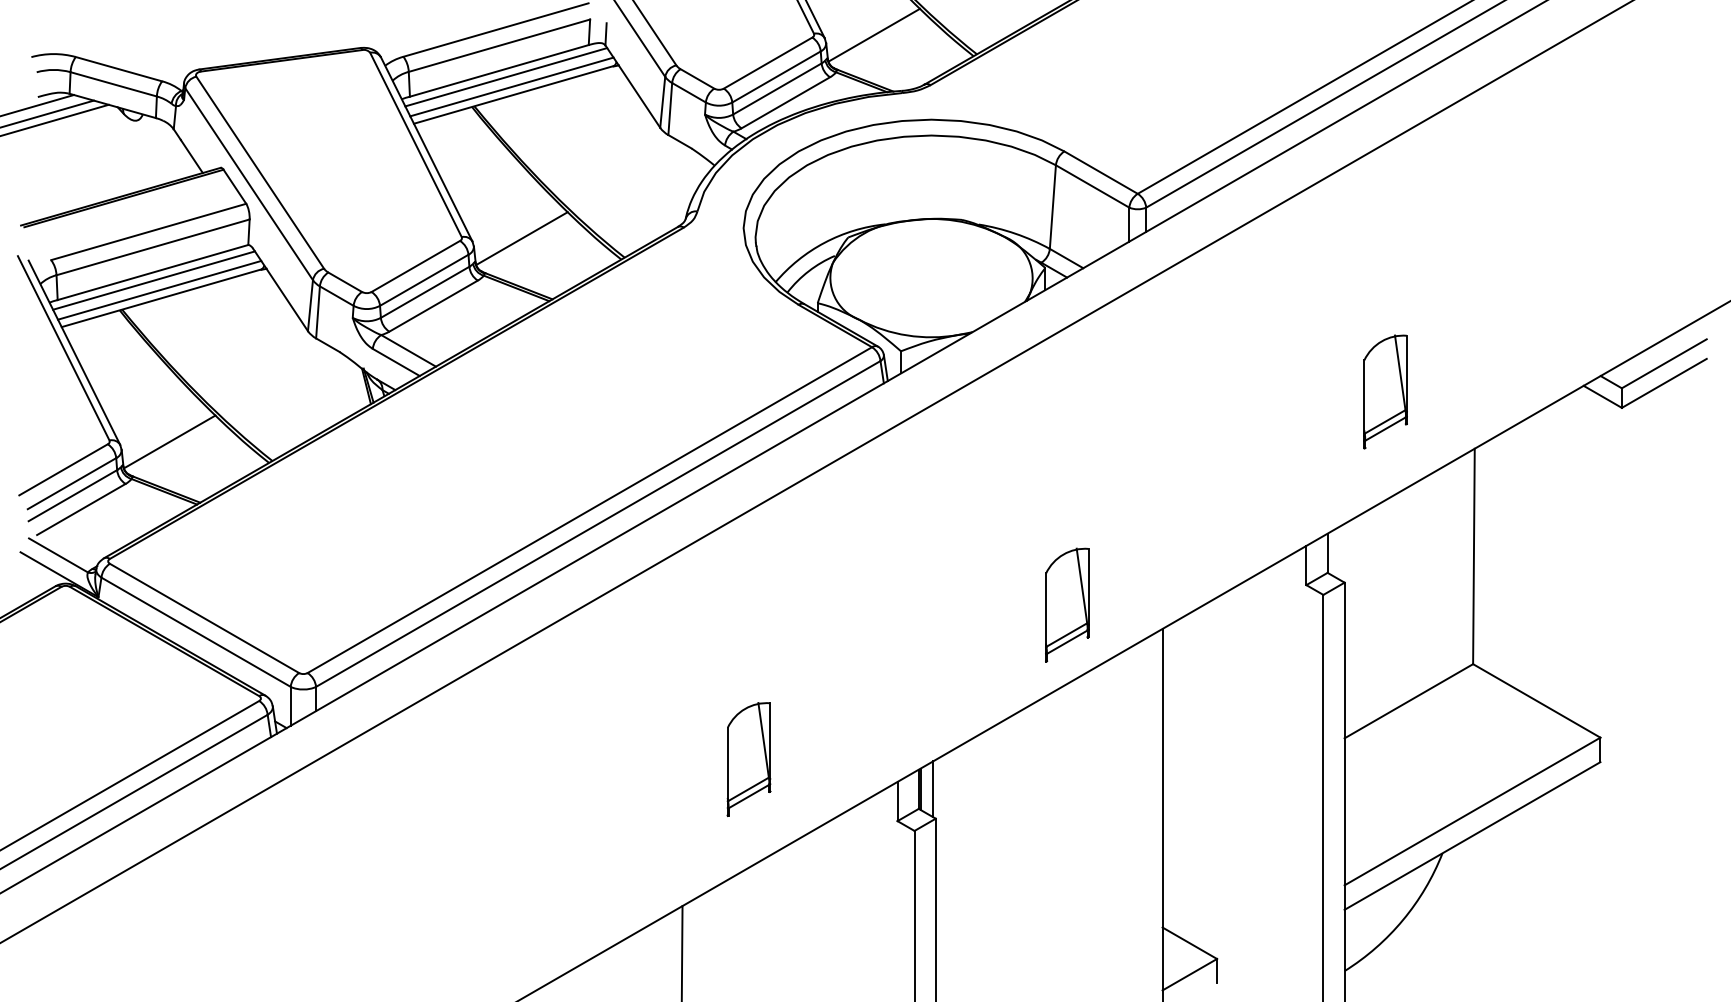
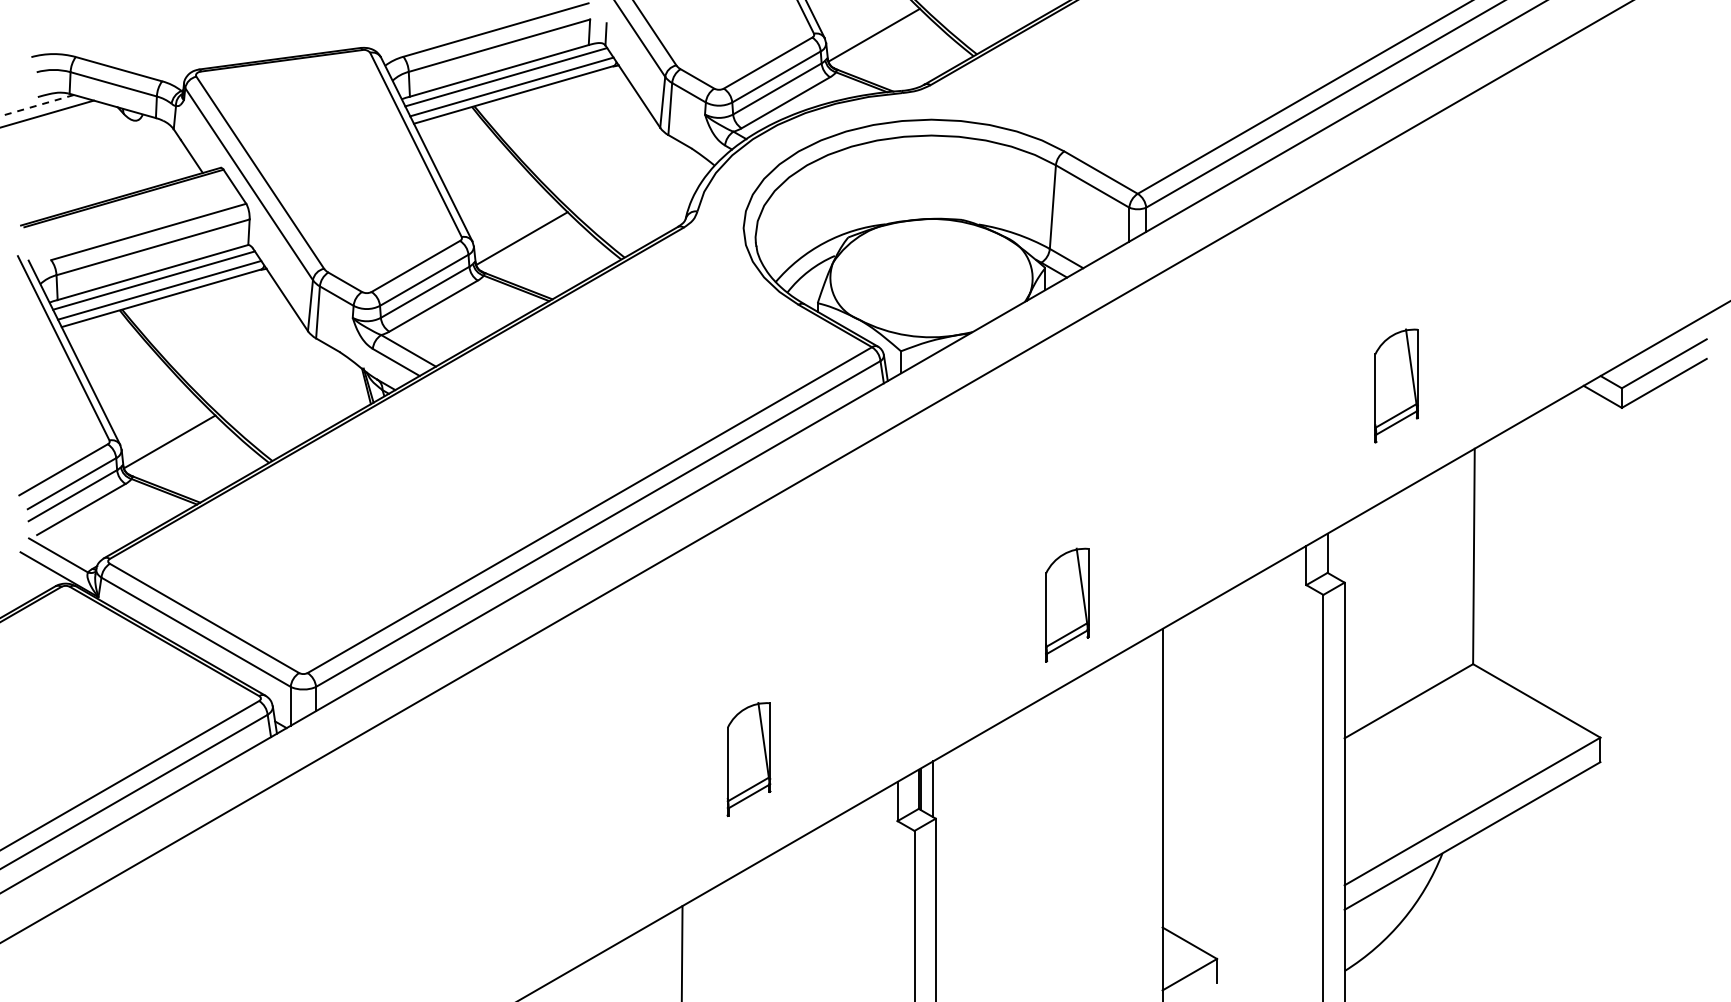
line: solid -> dashed (36, 105)
line: present -> none (55, 119)
part position: (1385, 391) -> (1396, 385) (1396, 385)
